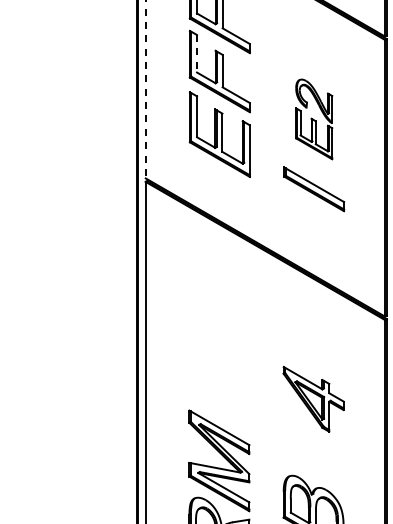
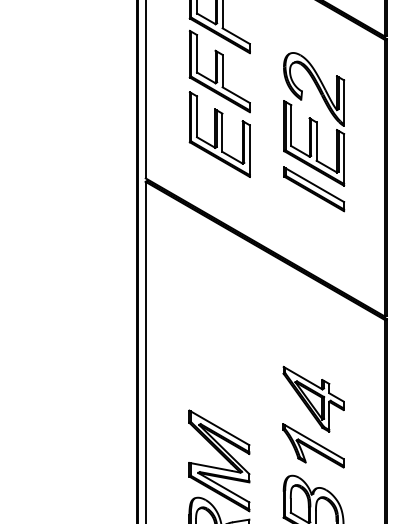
line: dashed -> solid (197, 53)
line: dashed -> solid (145, 89)
part size: 39x83 px -> 63x135 px (314, 119)
part: none -> present (313, 445)
